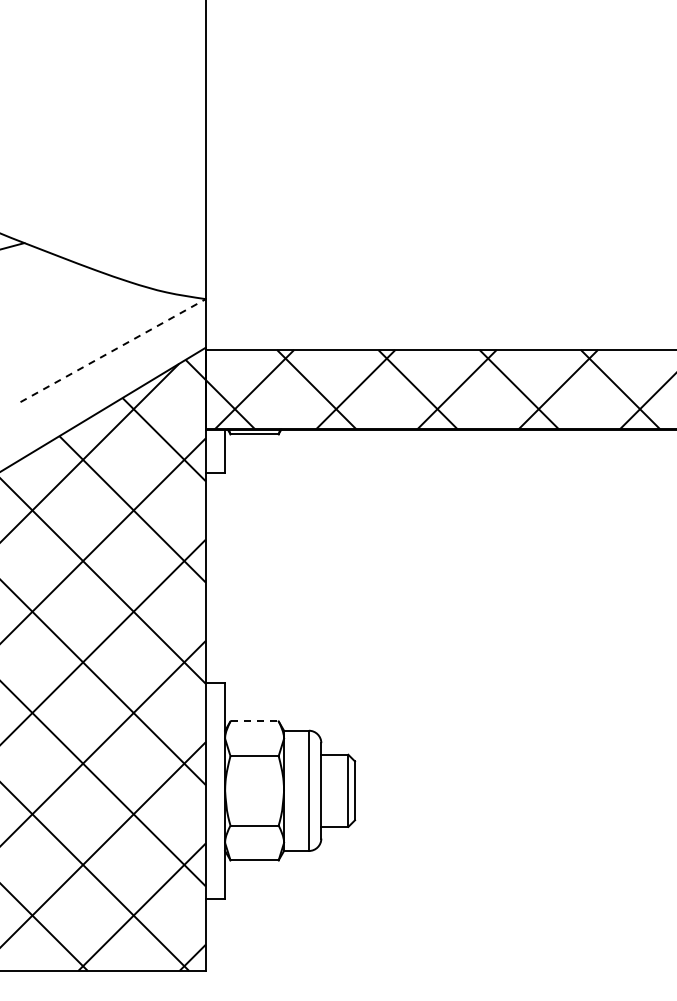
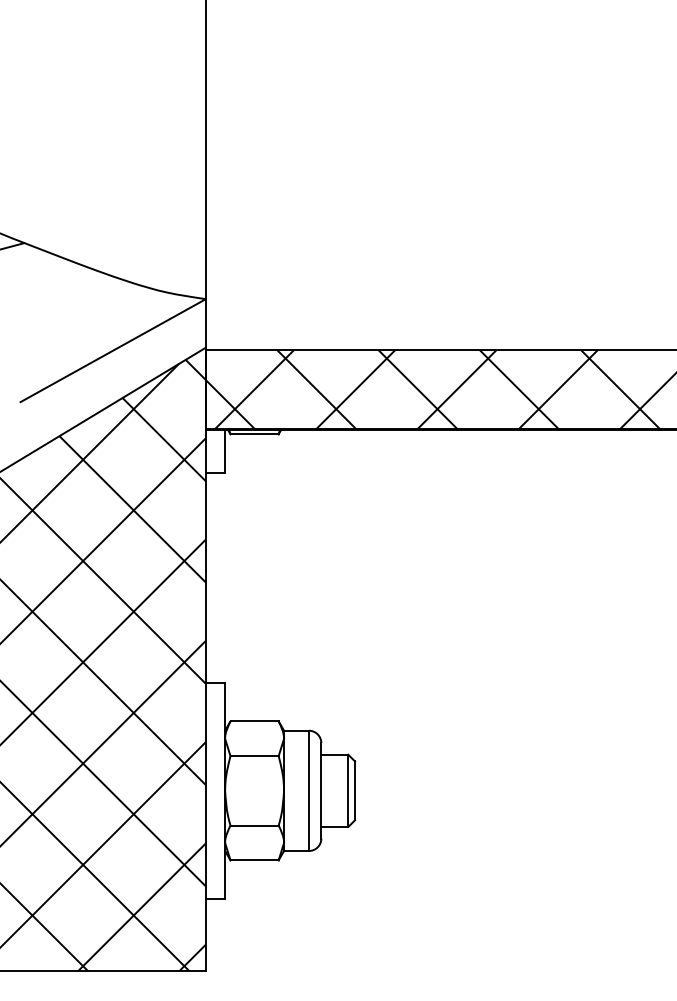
line: dashed -> solid (113, 350)
line: dashed -> solid (255, 721)
